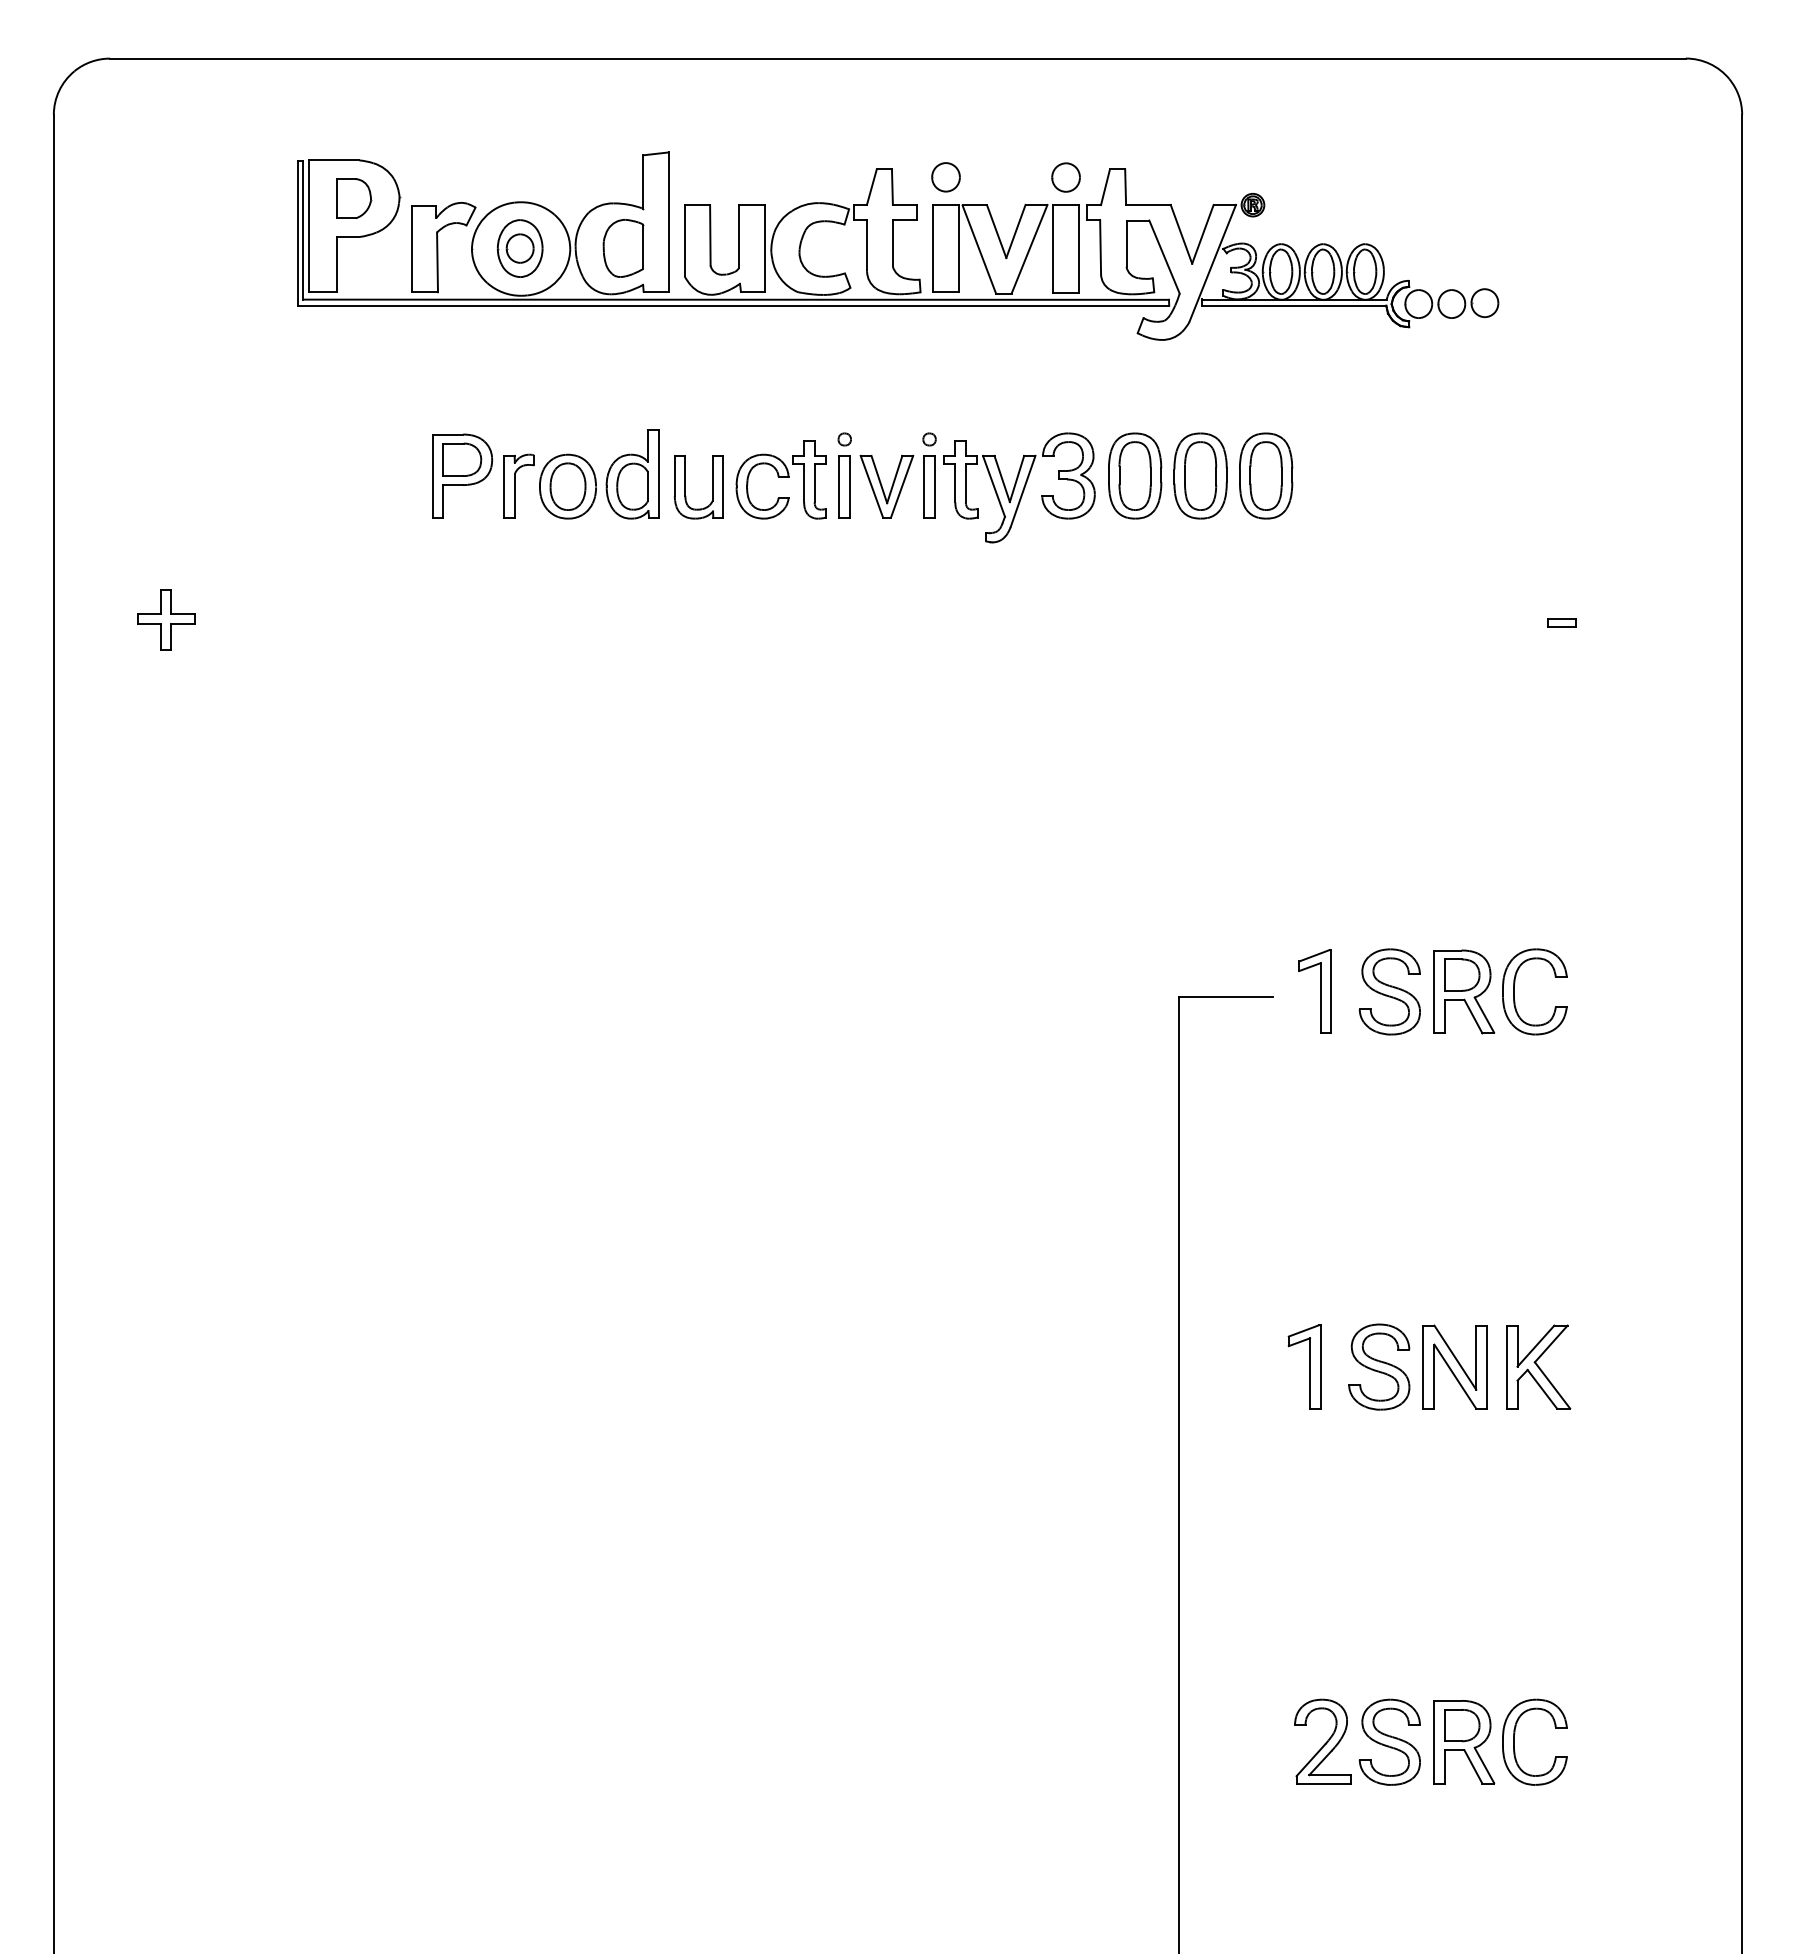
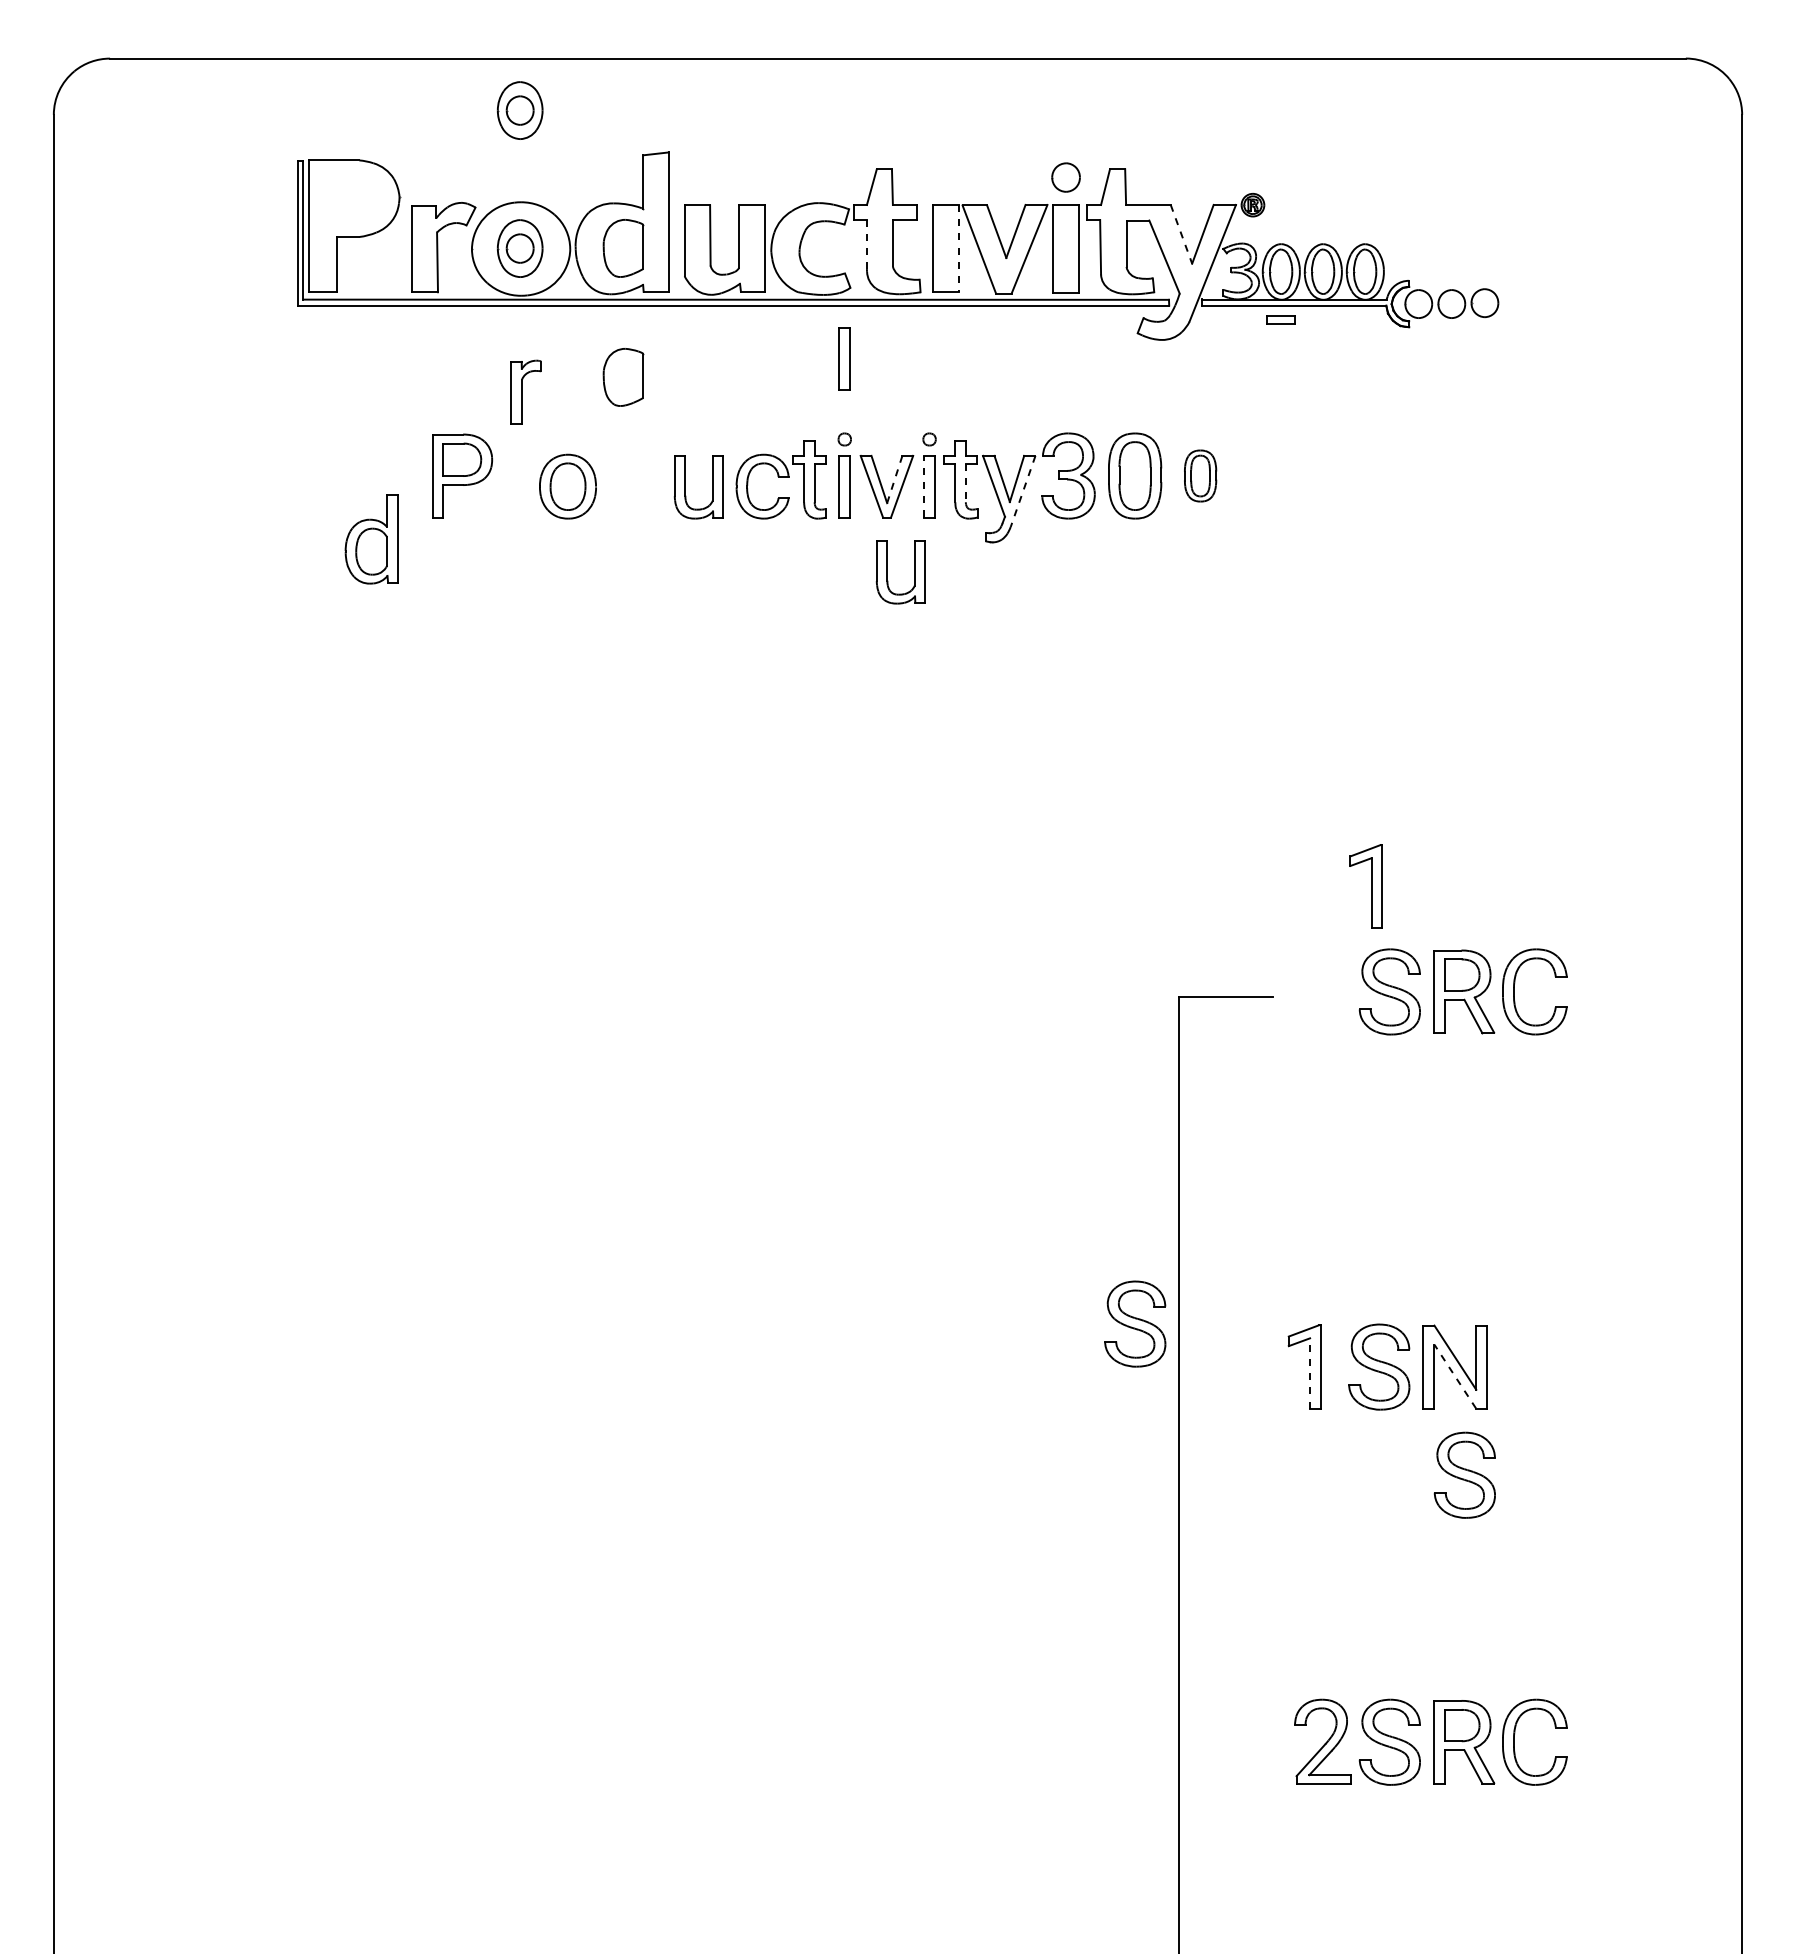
part: none -> present (520, 110)
part: present -> none (945, 177)
part: present -> none (354, 198)
line: solid -> dashed (1181, 234)
line: solid -> dashed (866, 244)
line: solid -> dashed (958, 248)
part: none -> present (844, 358)
part: none -> present (623, 377)
part position: (632, 474) -> (371, 539) (371, 539)
part size: 55x88 px -> 34x54 px (1200, 475)
part: present -> none (1266, 475)
line: solid -> dashed (894, 479)
line: solid -> dashed (965, 483)
part position: (518, 485) -> (525, 391) (525, 391)
line: solid -> dashed (924, 486)
line: solid -> dashed (1023, 491)
part: none -> present (887, 572)
part: present -> none (166, 619)
part position: (1561, 622) -> (1280, 319) (1280, 319)
part position: (1314, 991) -> (1365, 886) (1365, 886)
part: none -> present (1135, 1323)
part: present -> none (1538, 1366)
line: solid -> dashed (1310, 1372)
line: solid -> dashed (1455, 1376)
part: none -> present (1464, 1474)
